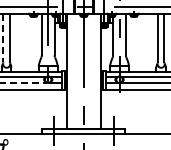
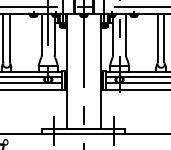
line: dashed -> solid (3, 38)
line: dashed -> solid (24, 82)
